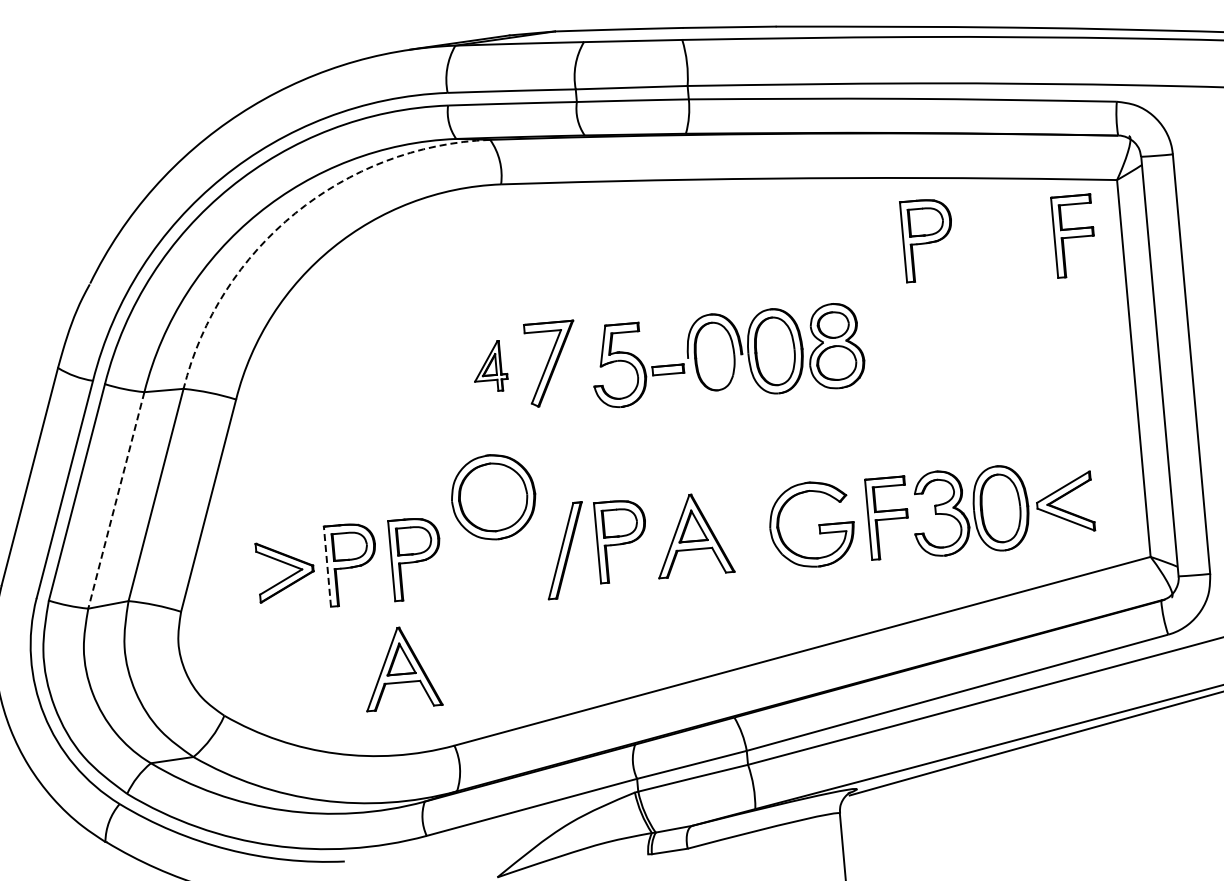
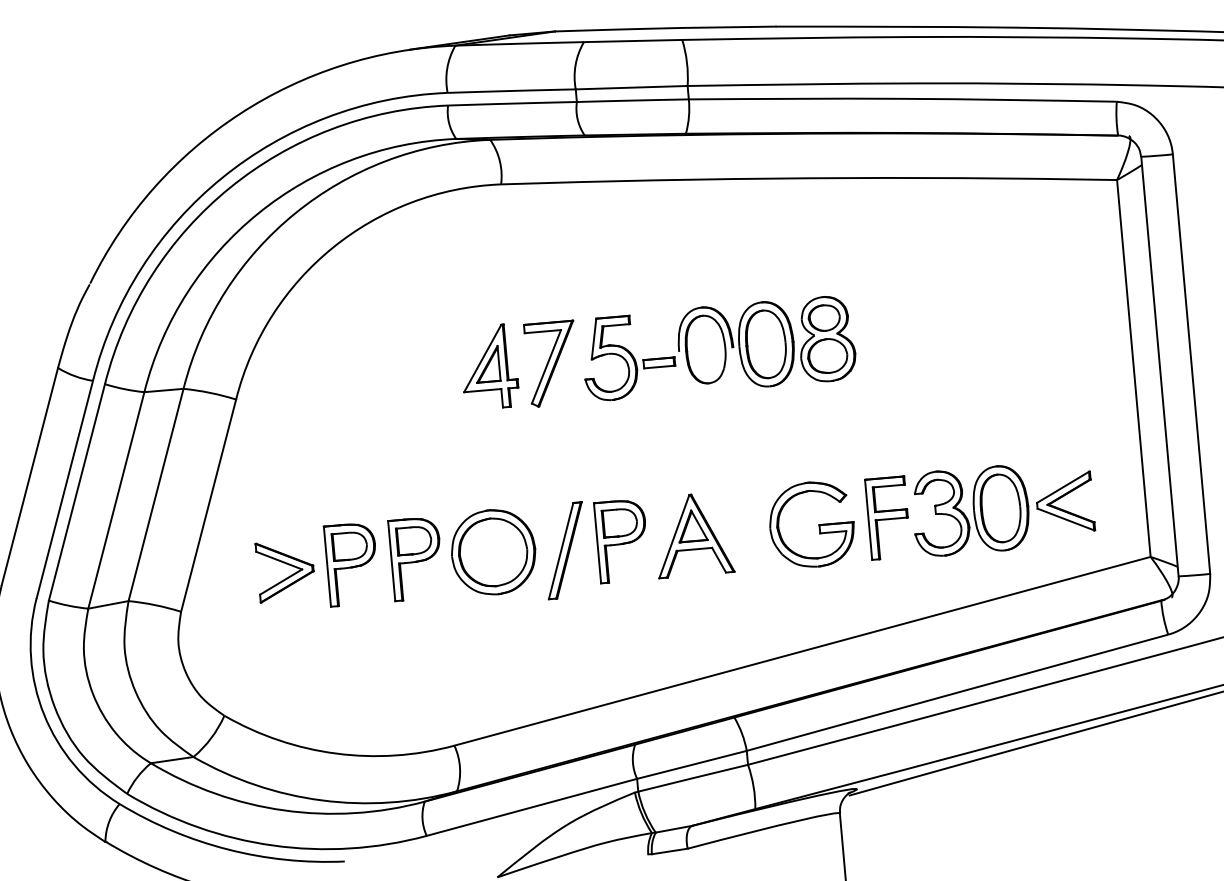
arc: dashed -> solid (295, 213)
part: present -> none (1072, 235)
part: present -> none (925, 241)
part position: (729, 355) -> (720, 348) (720, 348)
part size: 35x52 px -> 57x86 px (491, 365)
part position: (493, 497) -> (493, 552) (493, 552)
line: dashed -> solid (116, 500)
line: dashed -> solid (327, 566)
part: present -> none (404, 669)
